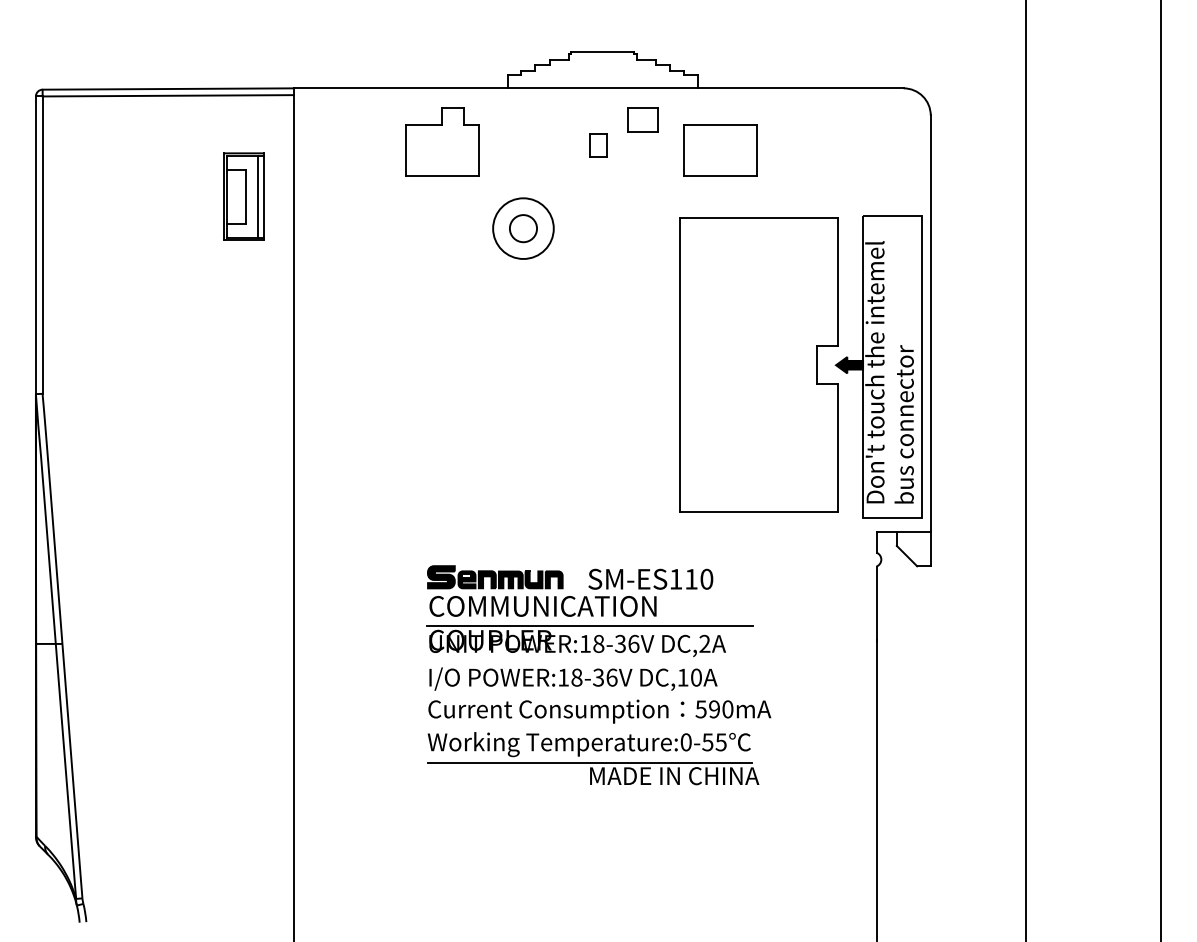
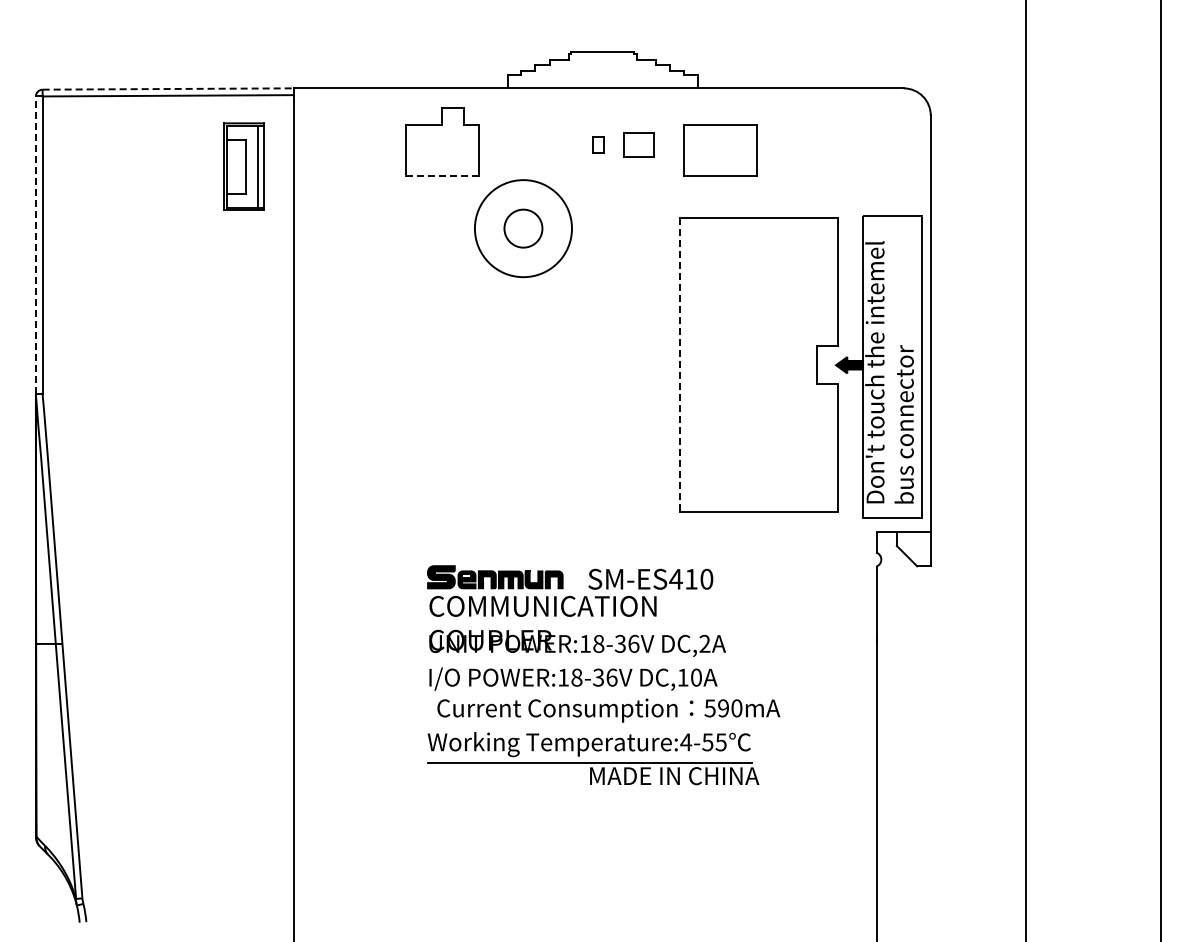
line: solid -> dashed (168, 89)
part position: (642, 119) -> (638, 144) (638, 144)
part size: 19x25 px -> 13x18 px (598, 144)
line: solid -> dashed (442, 175)
part position: (243, 196) -> (243, 166) (243, 166)
circle diameter: 27 px -> 38 px (523, 228)
circle diameter: 61 px -> 97 px (522, 228)
line: solid -> dashed (35, 245)
line: solid -> dashed (680, 365)
text: SM-ES110 -> SM-ES410 (675, 579)
line: present -> none (589, 626)
text position: (599, 711) -> (608, 710) (608, 710)
text: Temperature:0-55 -> Temperature:4-55 (686, 742)
